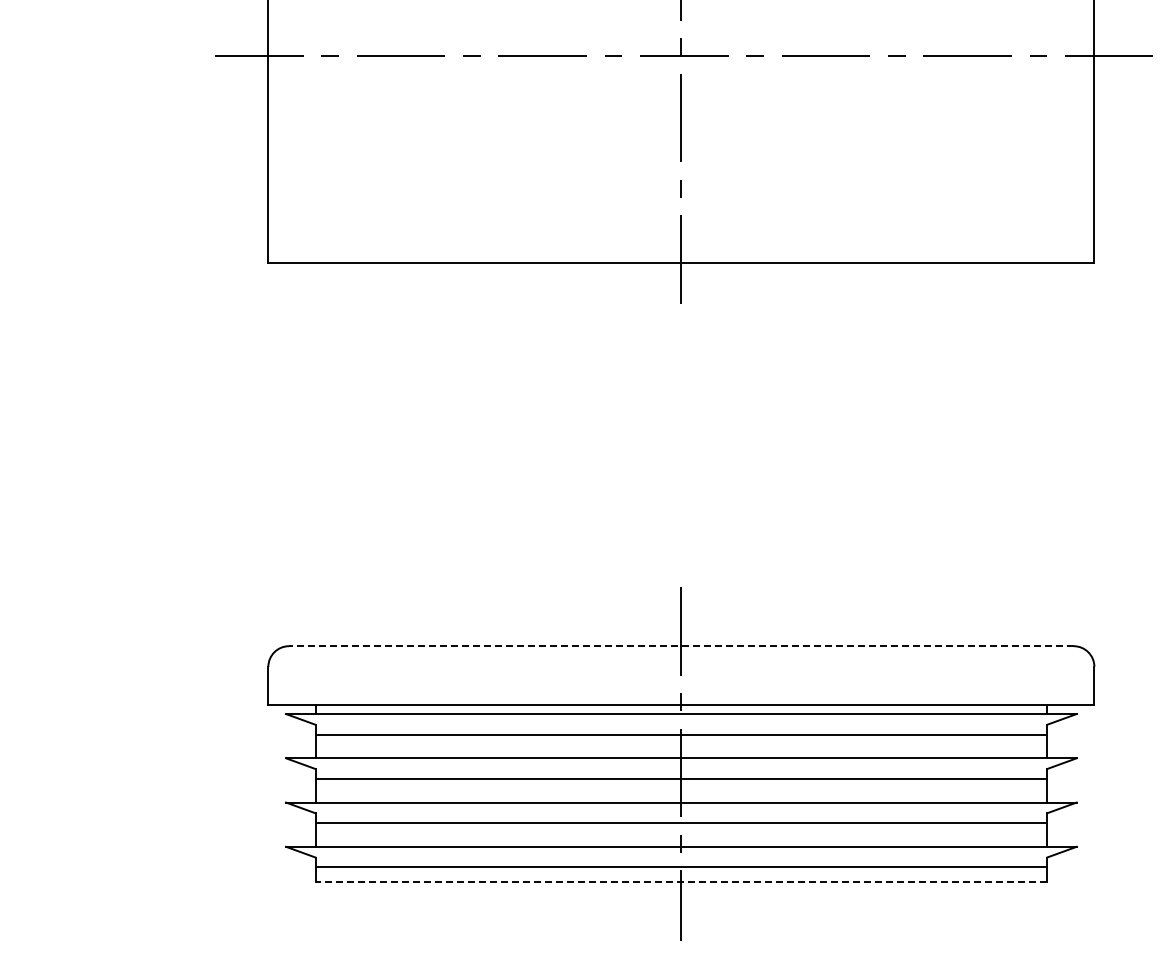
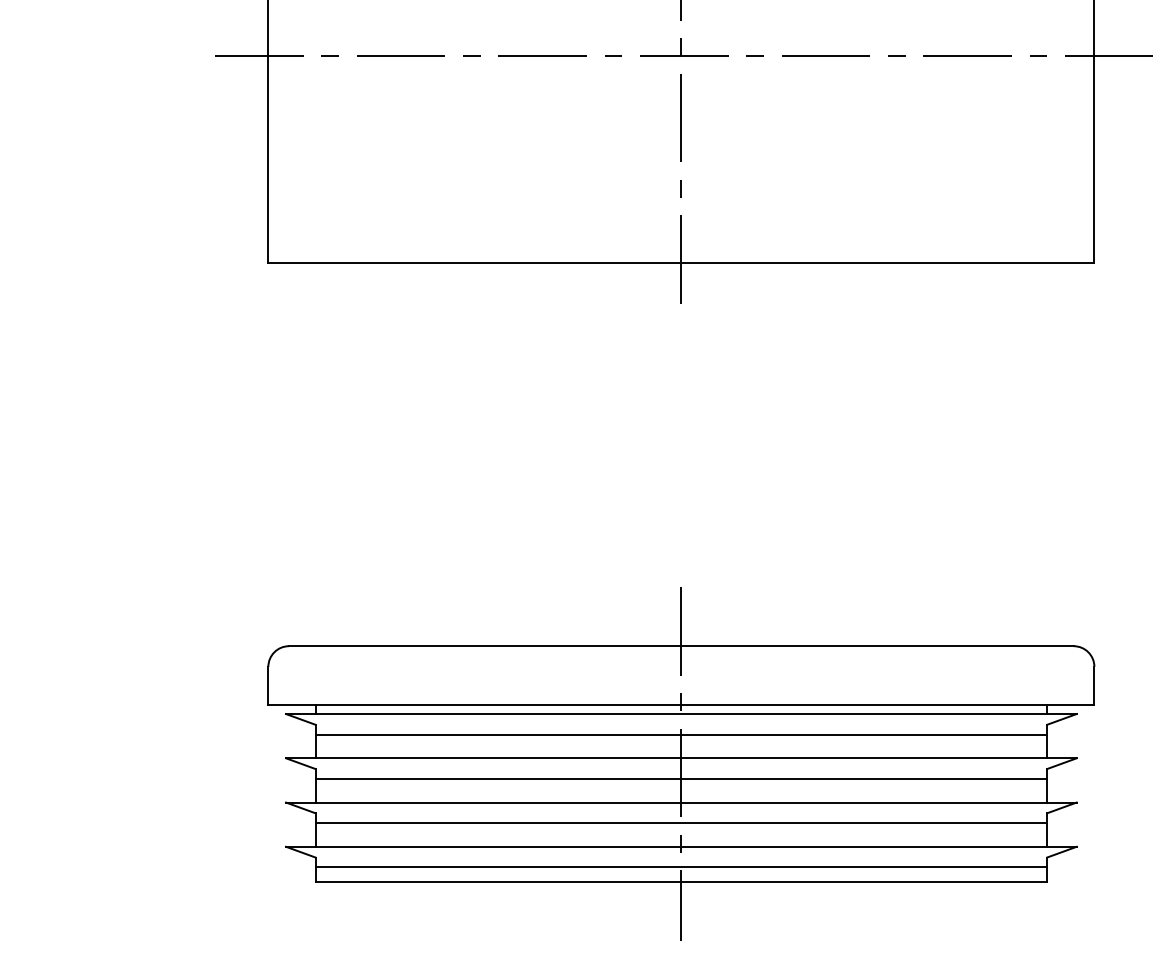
line: dashed -> solid (680, 646)
line: dashed -> solid (681, 882)
